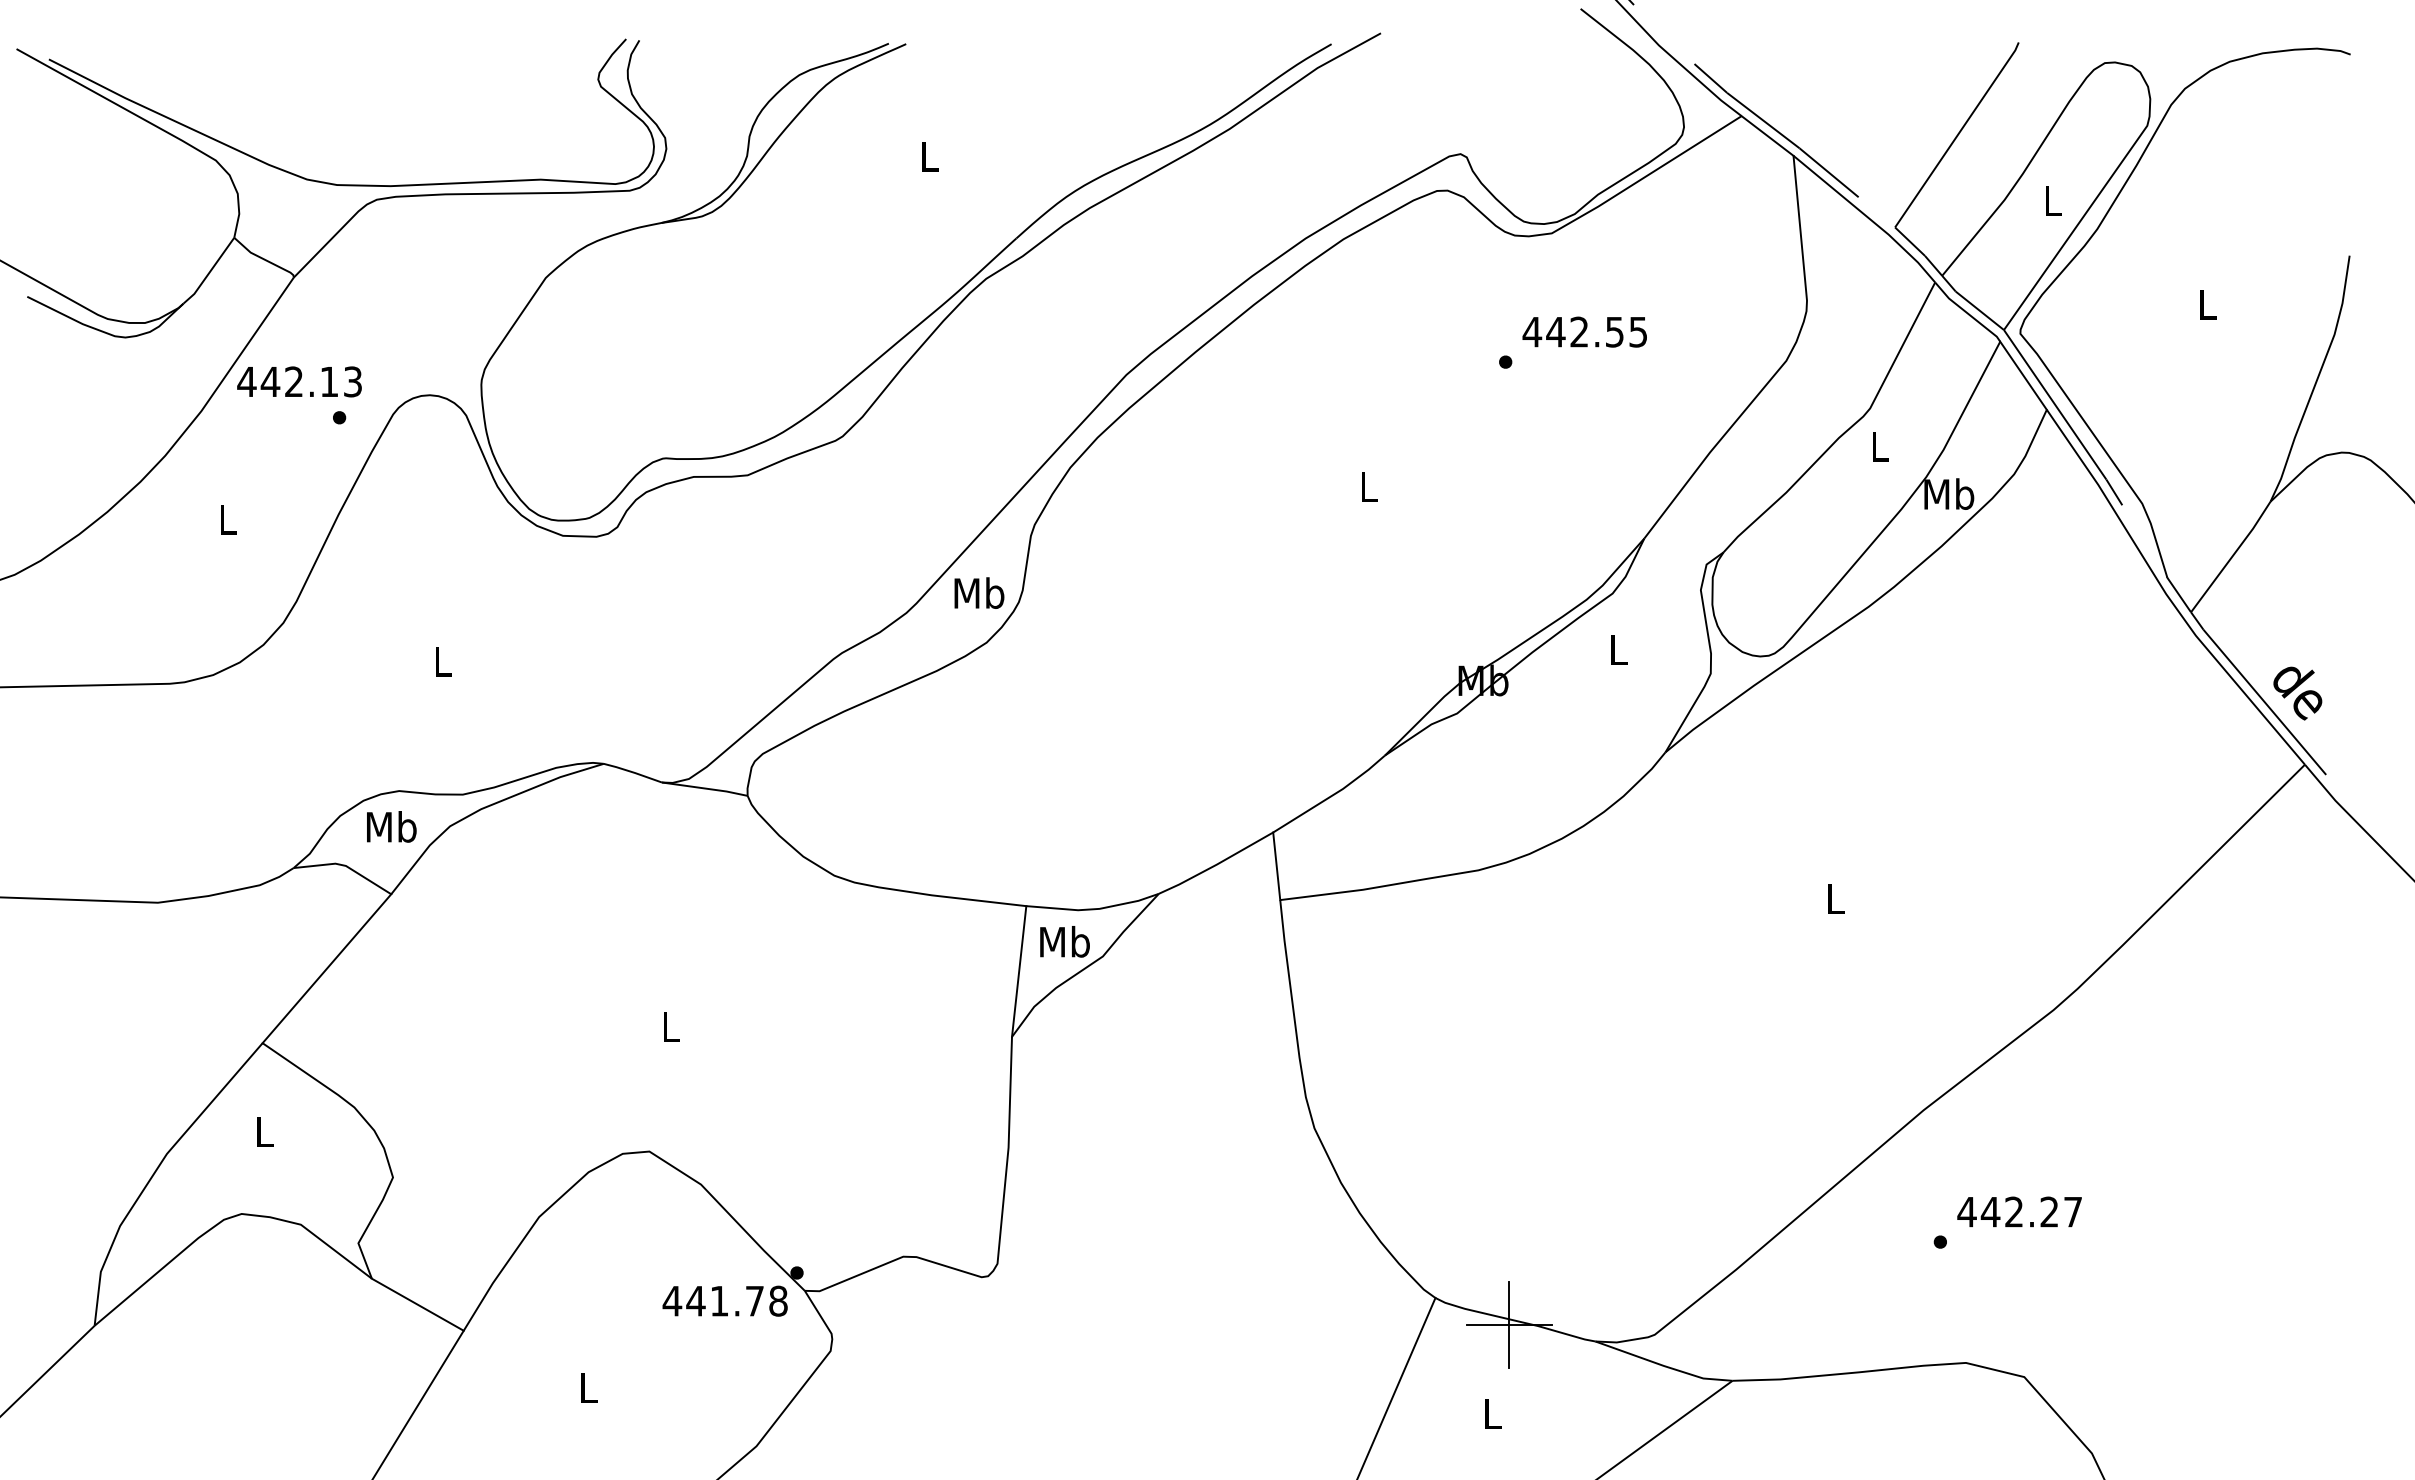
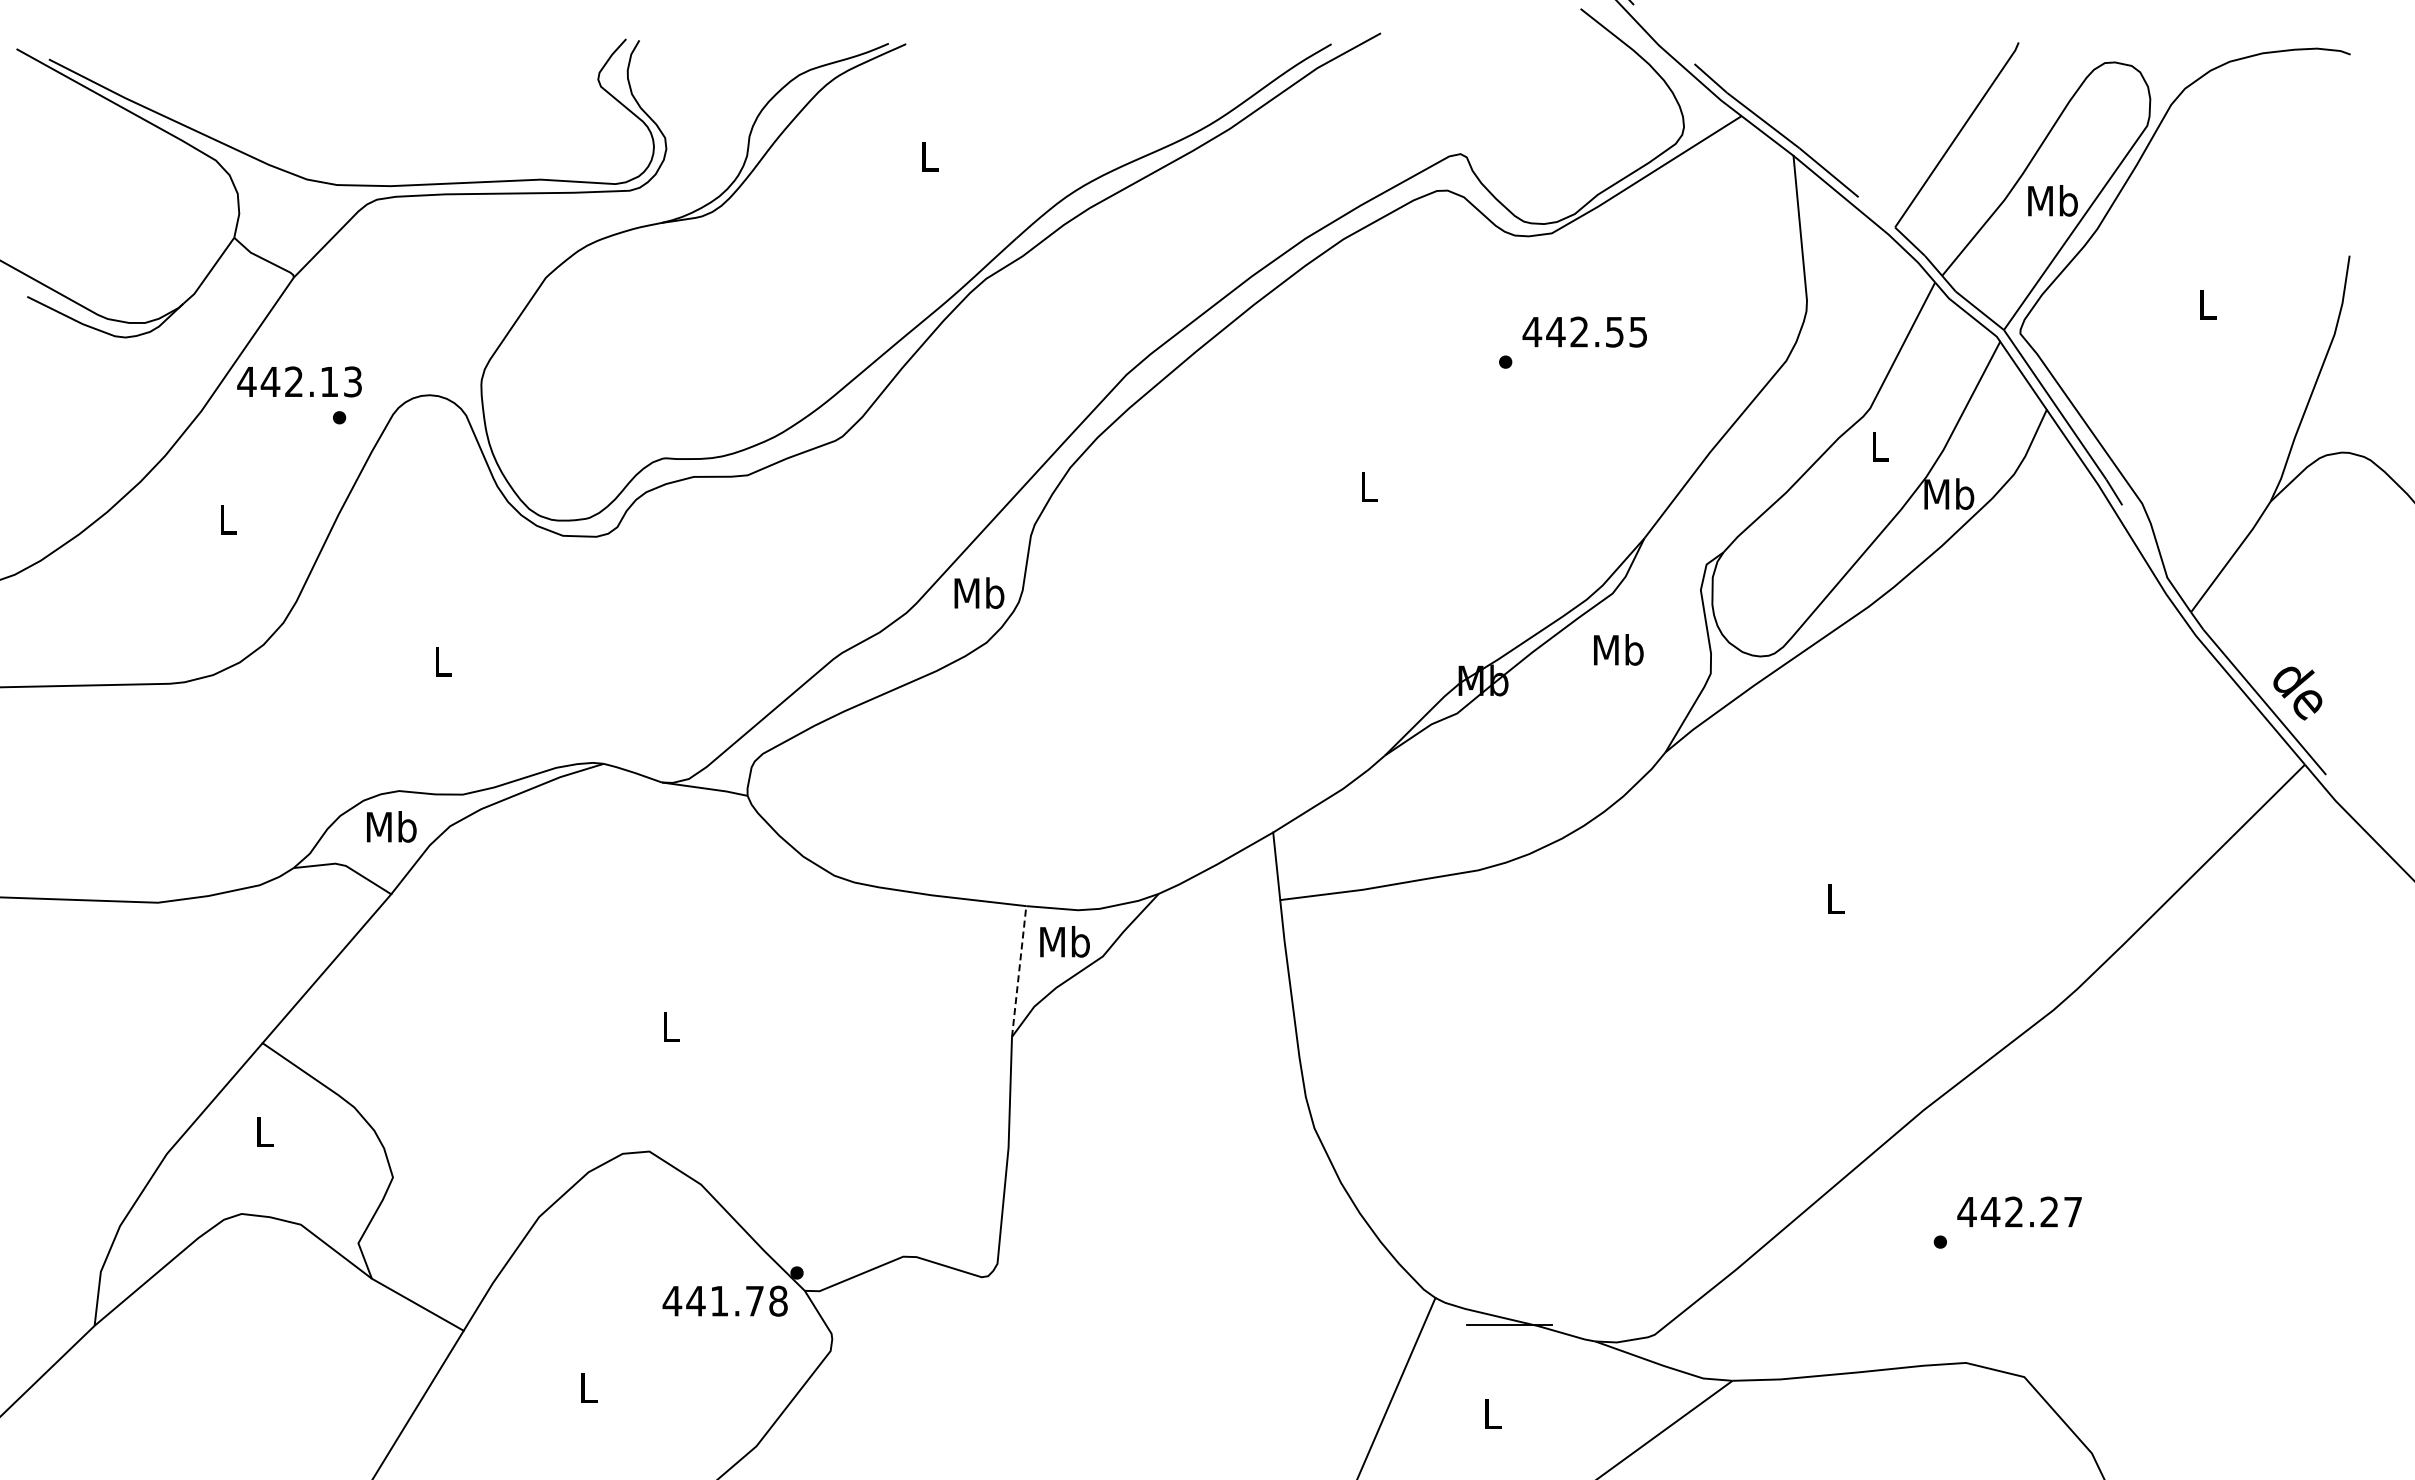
text: L -> Mb (2052, 200)
text: L -> Mb (1618, 649)
line: solid -> dashed (1019, 971)
line: present -> none (1509, 1325)
